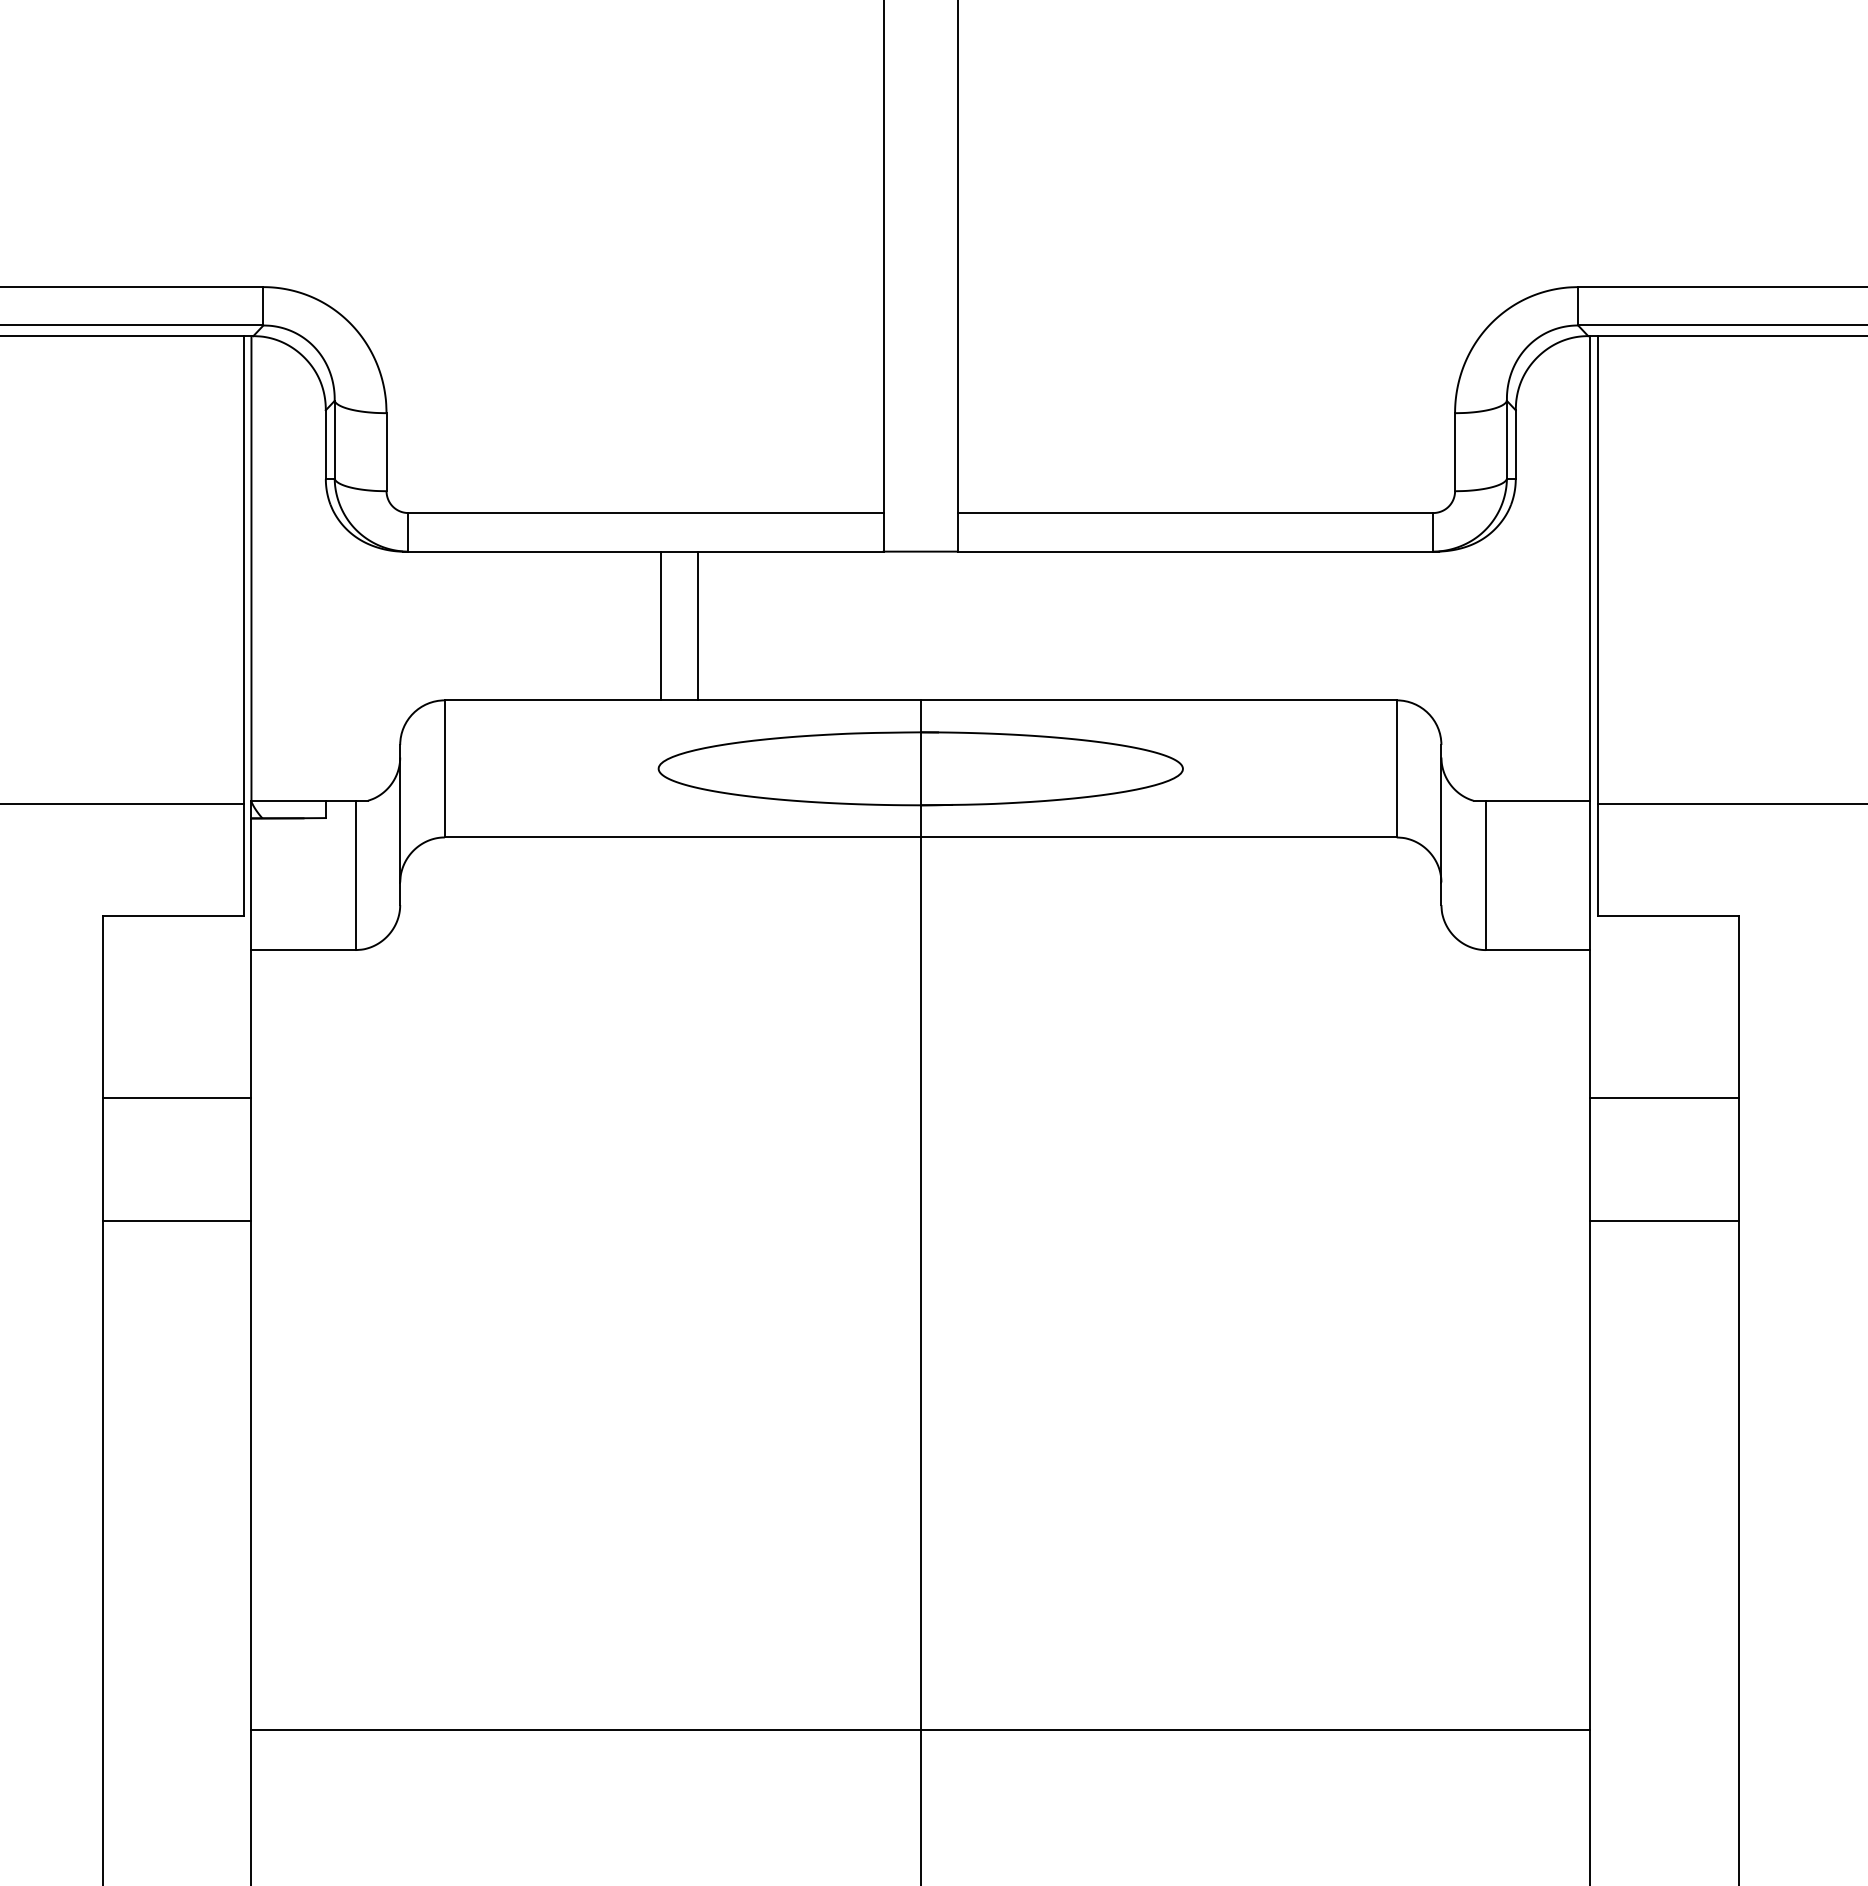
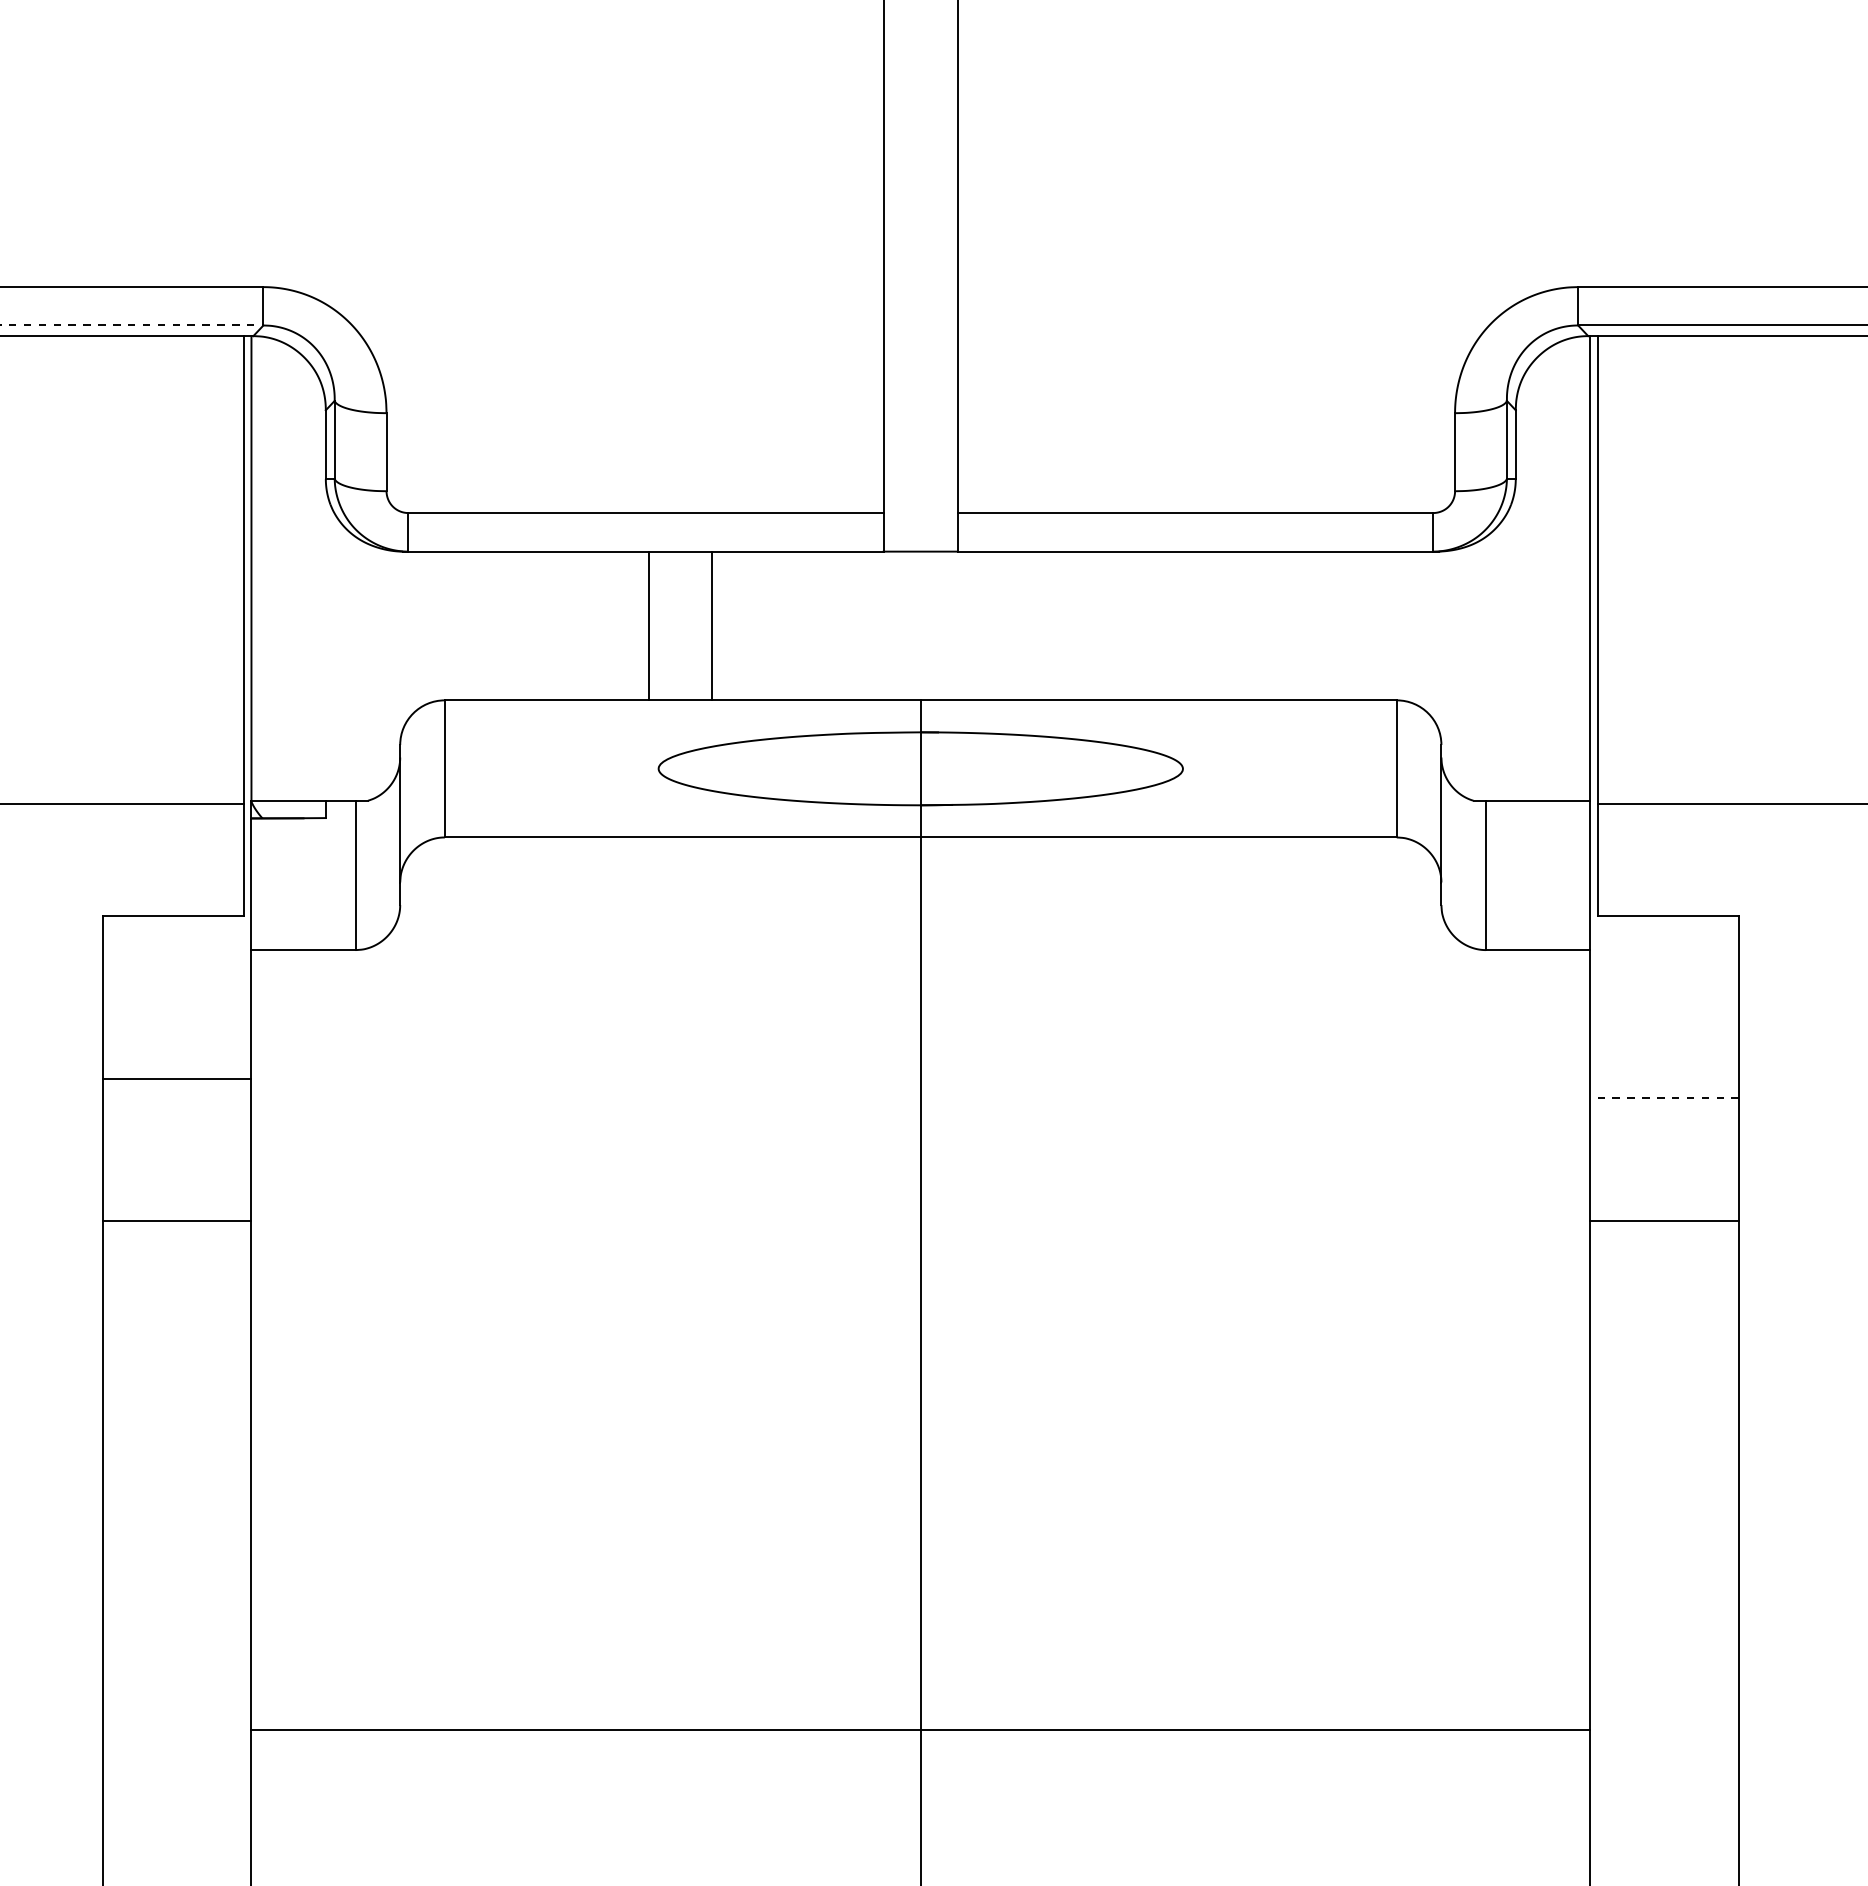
line: solid -> dashed (132, 325)
line position: (660, 625) -> (648, 625) (648, 625)
line position: (697, 625) -> (711, 625) (711, 625)
line position: (176, 1098) -> (176, 1079) (176, 1079)
line: solid -> dashed (1664, 1098)
